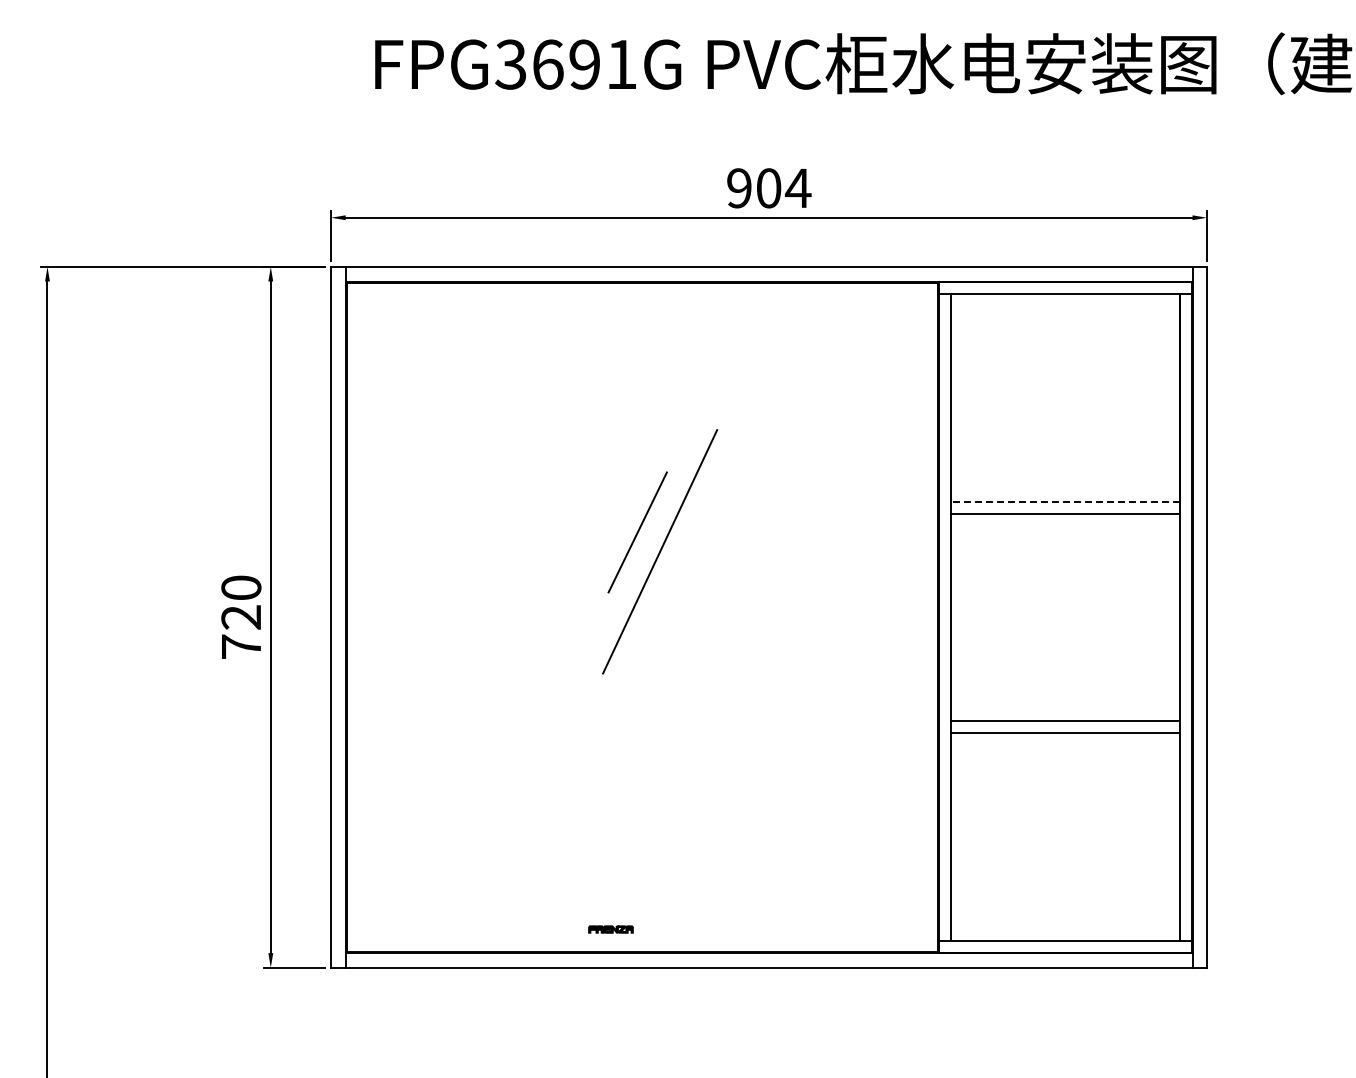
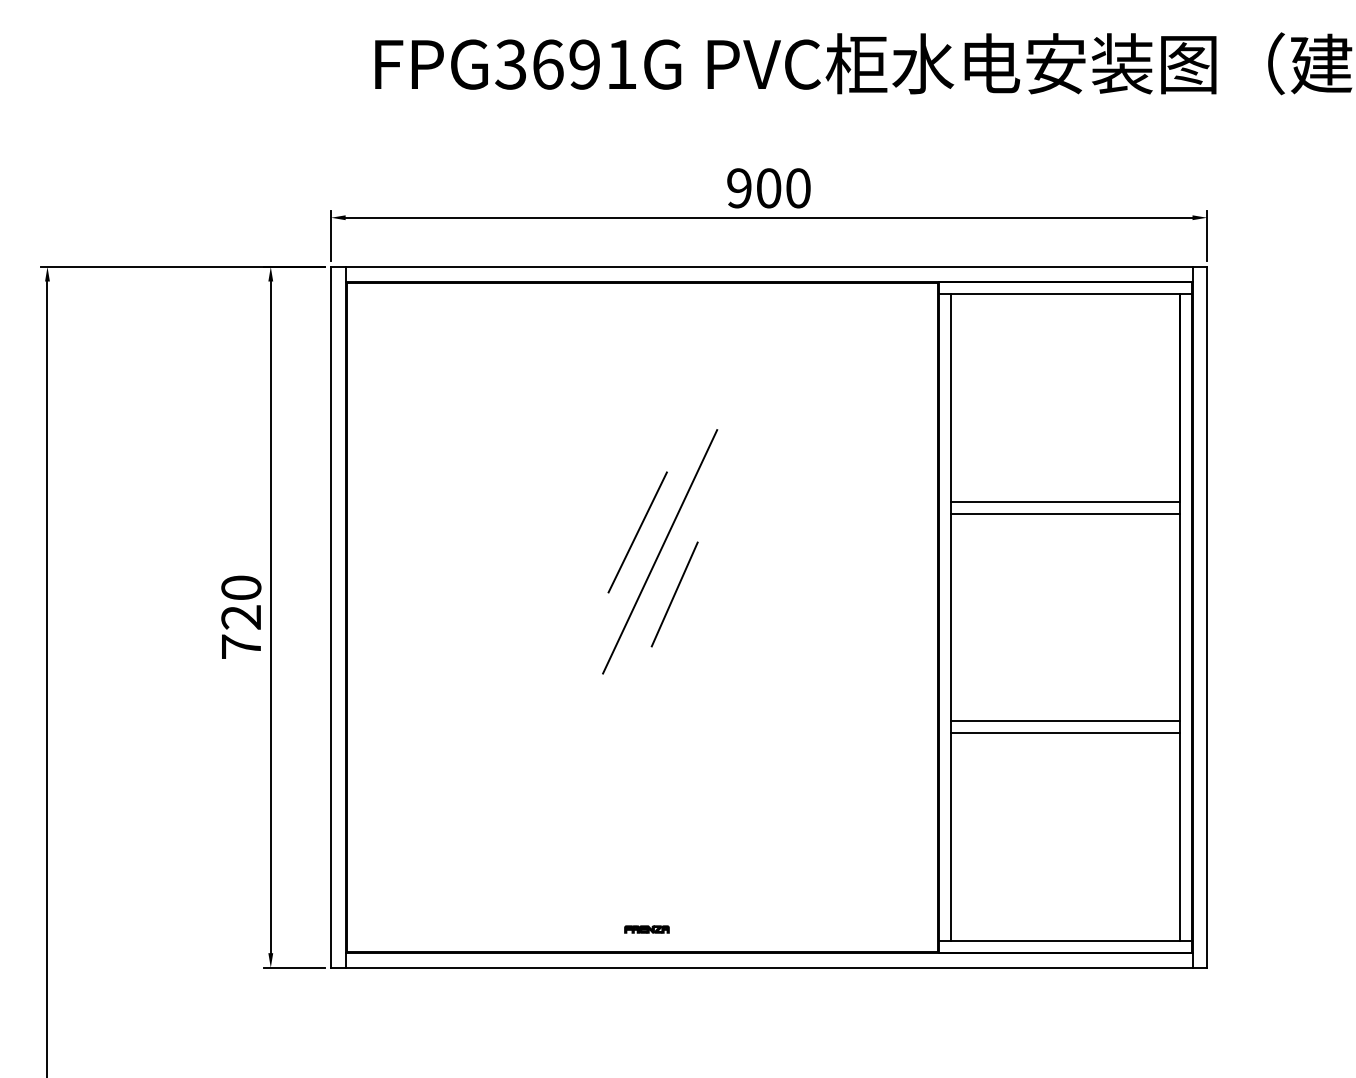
text: 904 -> 900 (797, 188)
line: dashed -> solid (1065, 502)
line: none -> present (674, 594)
part position: (610, 929) -> (646, 929) (646, 929)
